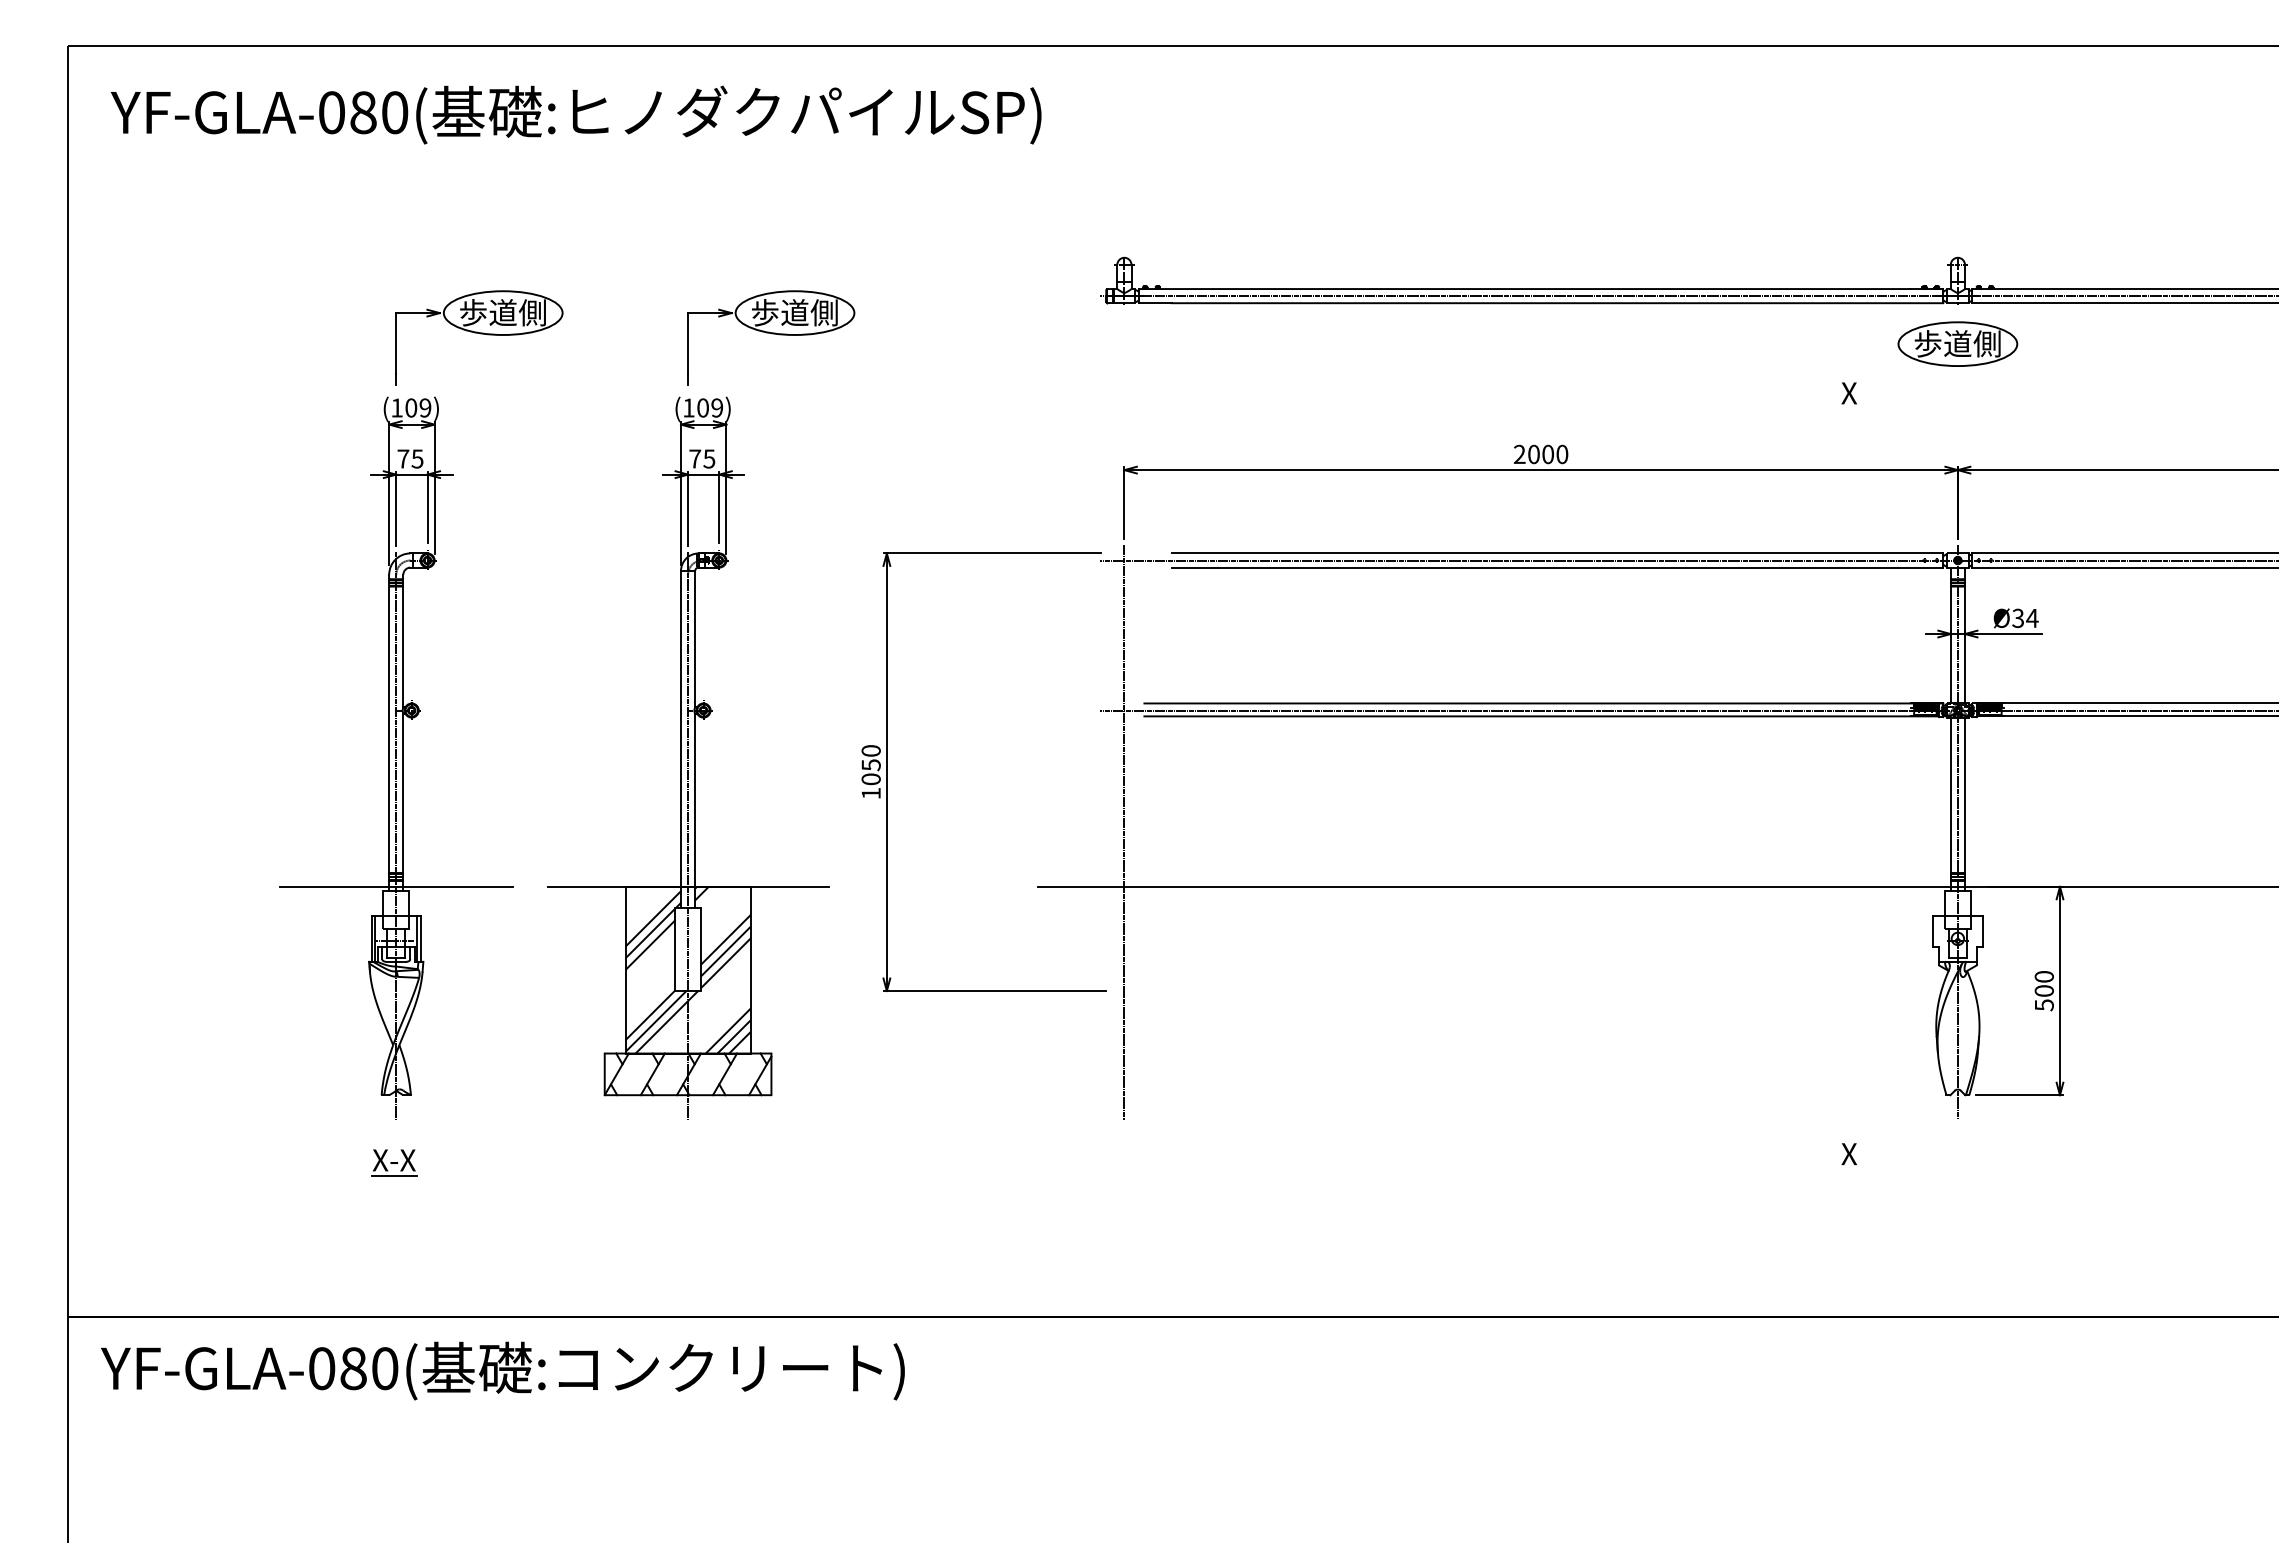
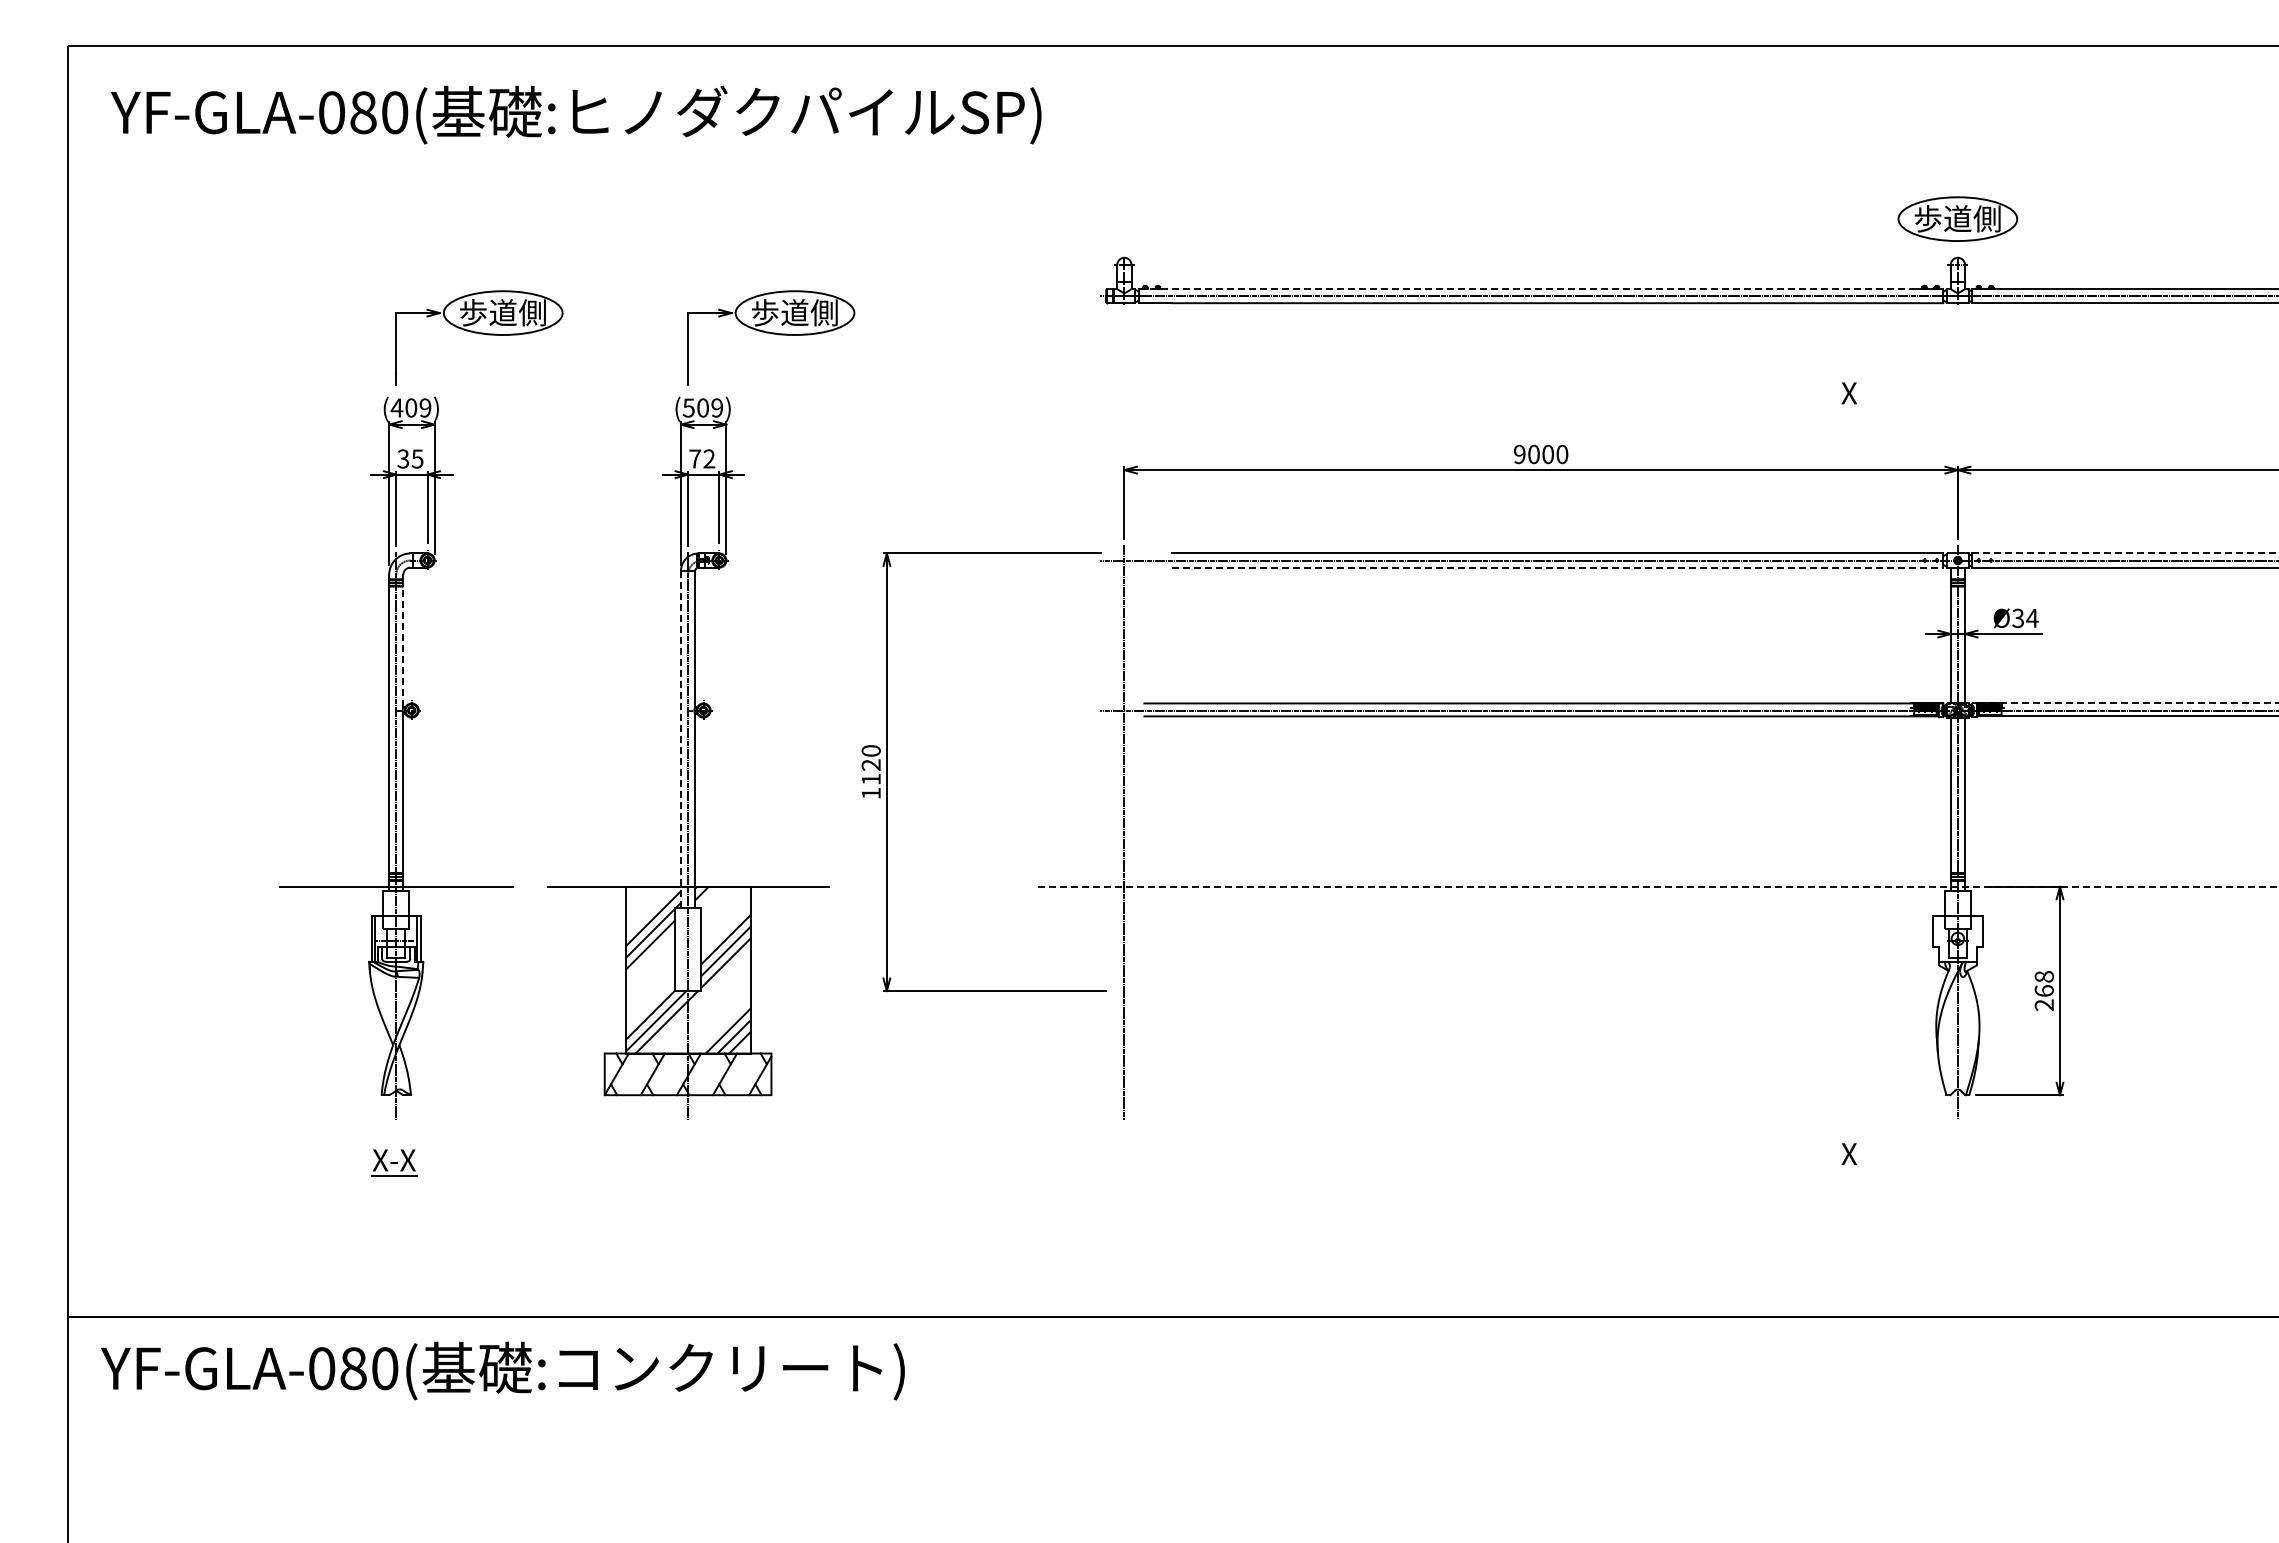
line: solid -> dashed (1524, 289)
part position: (1957, 343) -> (1957, 218) (1957, 218)
text: (109) -> (409) (396, 407)
text: (109) -> (509) (688, 407)
text: 2000 -> 9000 (1519, 454)
text: 75 -> 35 (403, 458)
text: 75 -> 72 (709, 458)
line: solid -> dashed (2125, 553)
line: solid -> dashed (1557, 567)
line: solid -> dashed (403, 646)
line: solid -> dashed (2128, 703)
line: solid -> dashed (681, 738)
text: 1050 -> 1120 (870, 772)
line: solid -> dashed (1657, 886)
text: 500 -> 268 (2043, 991)
